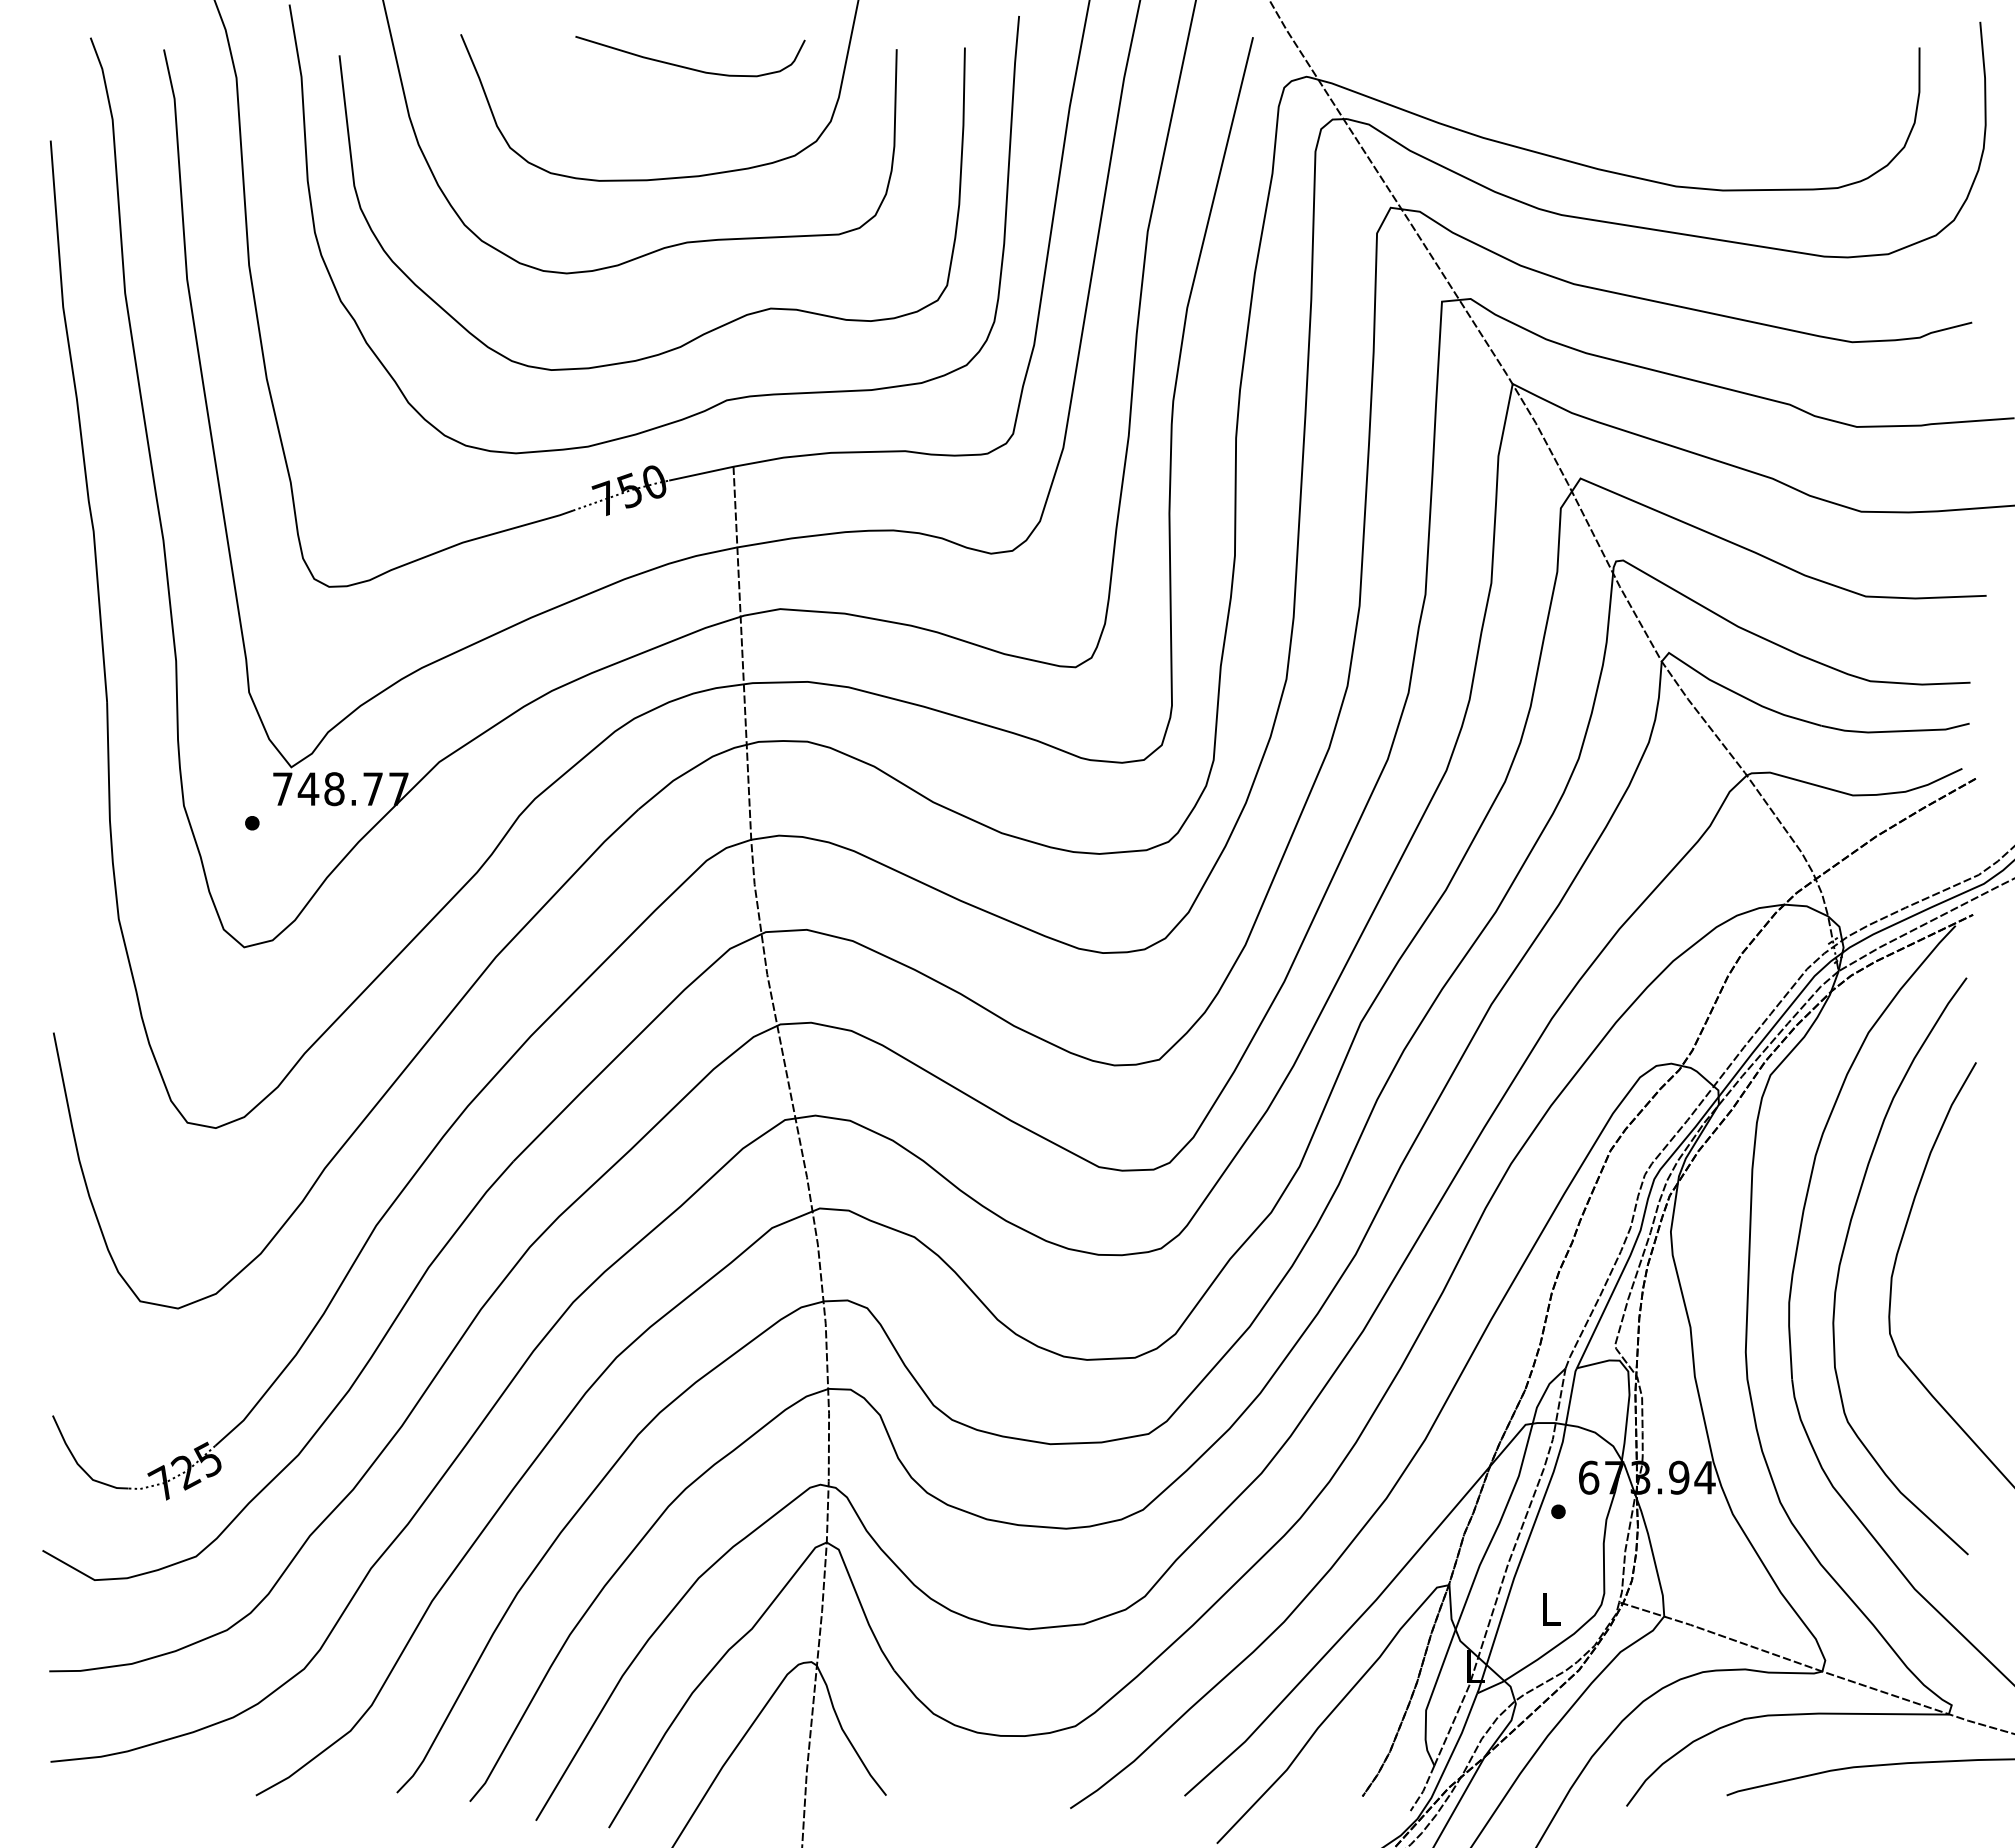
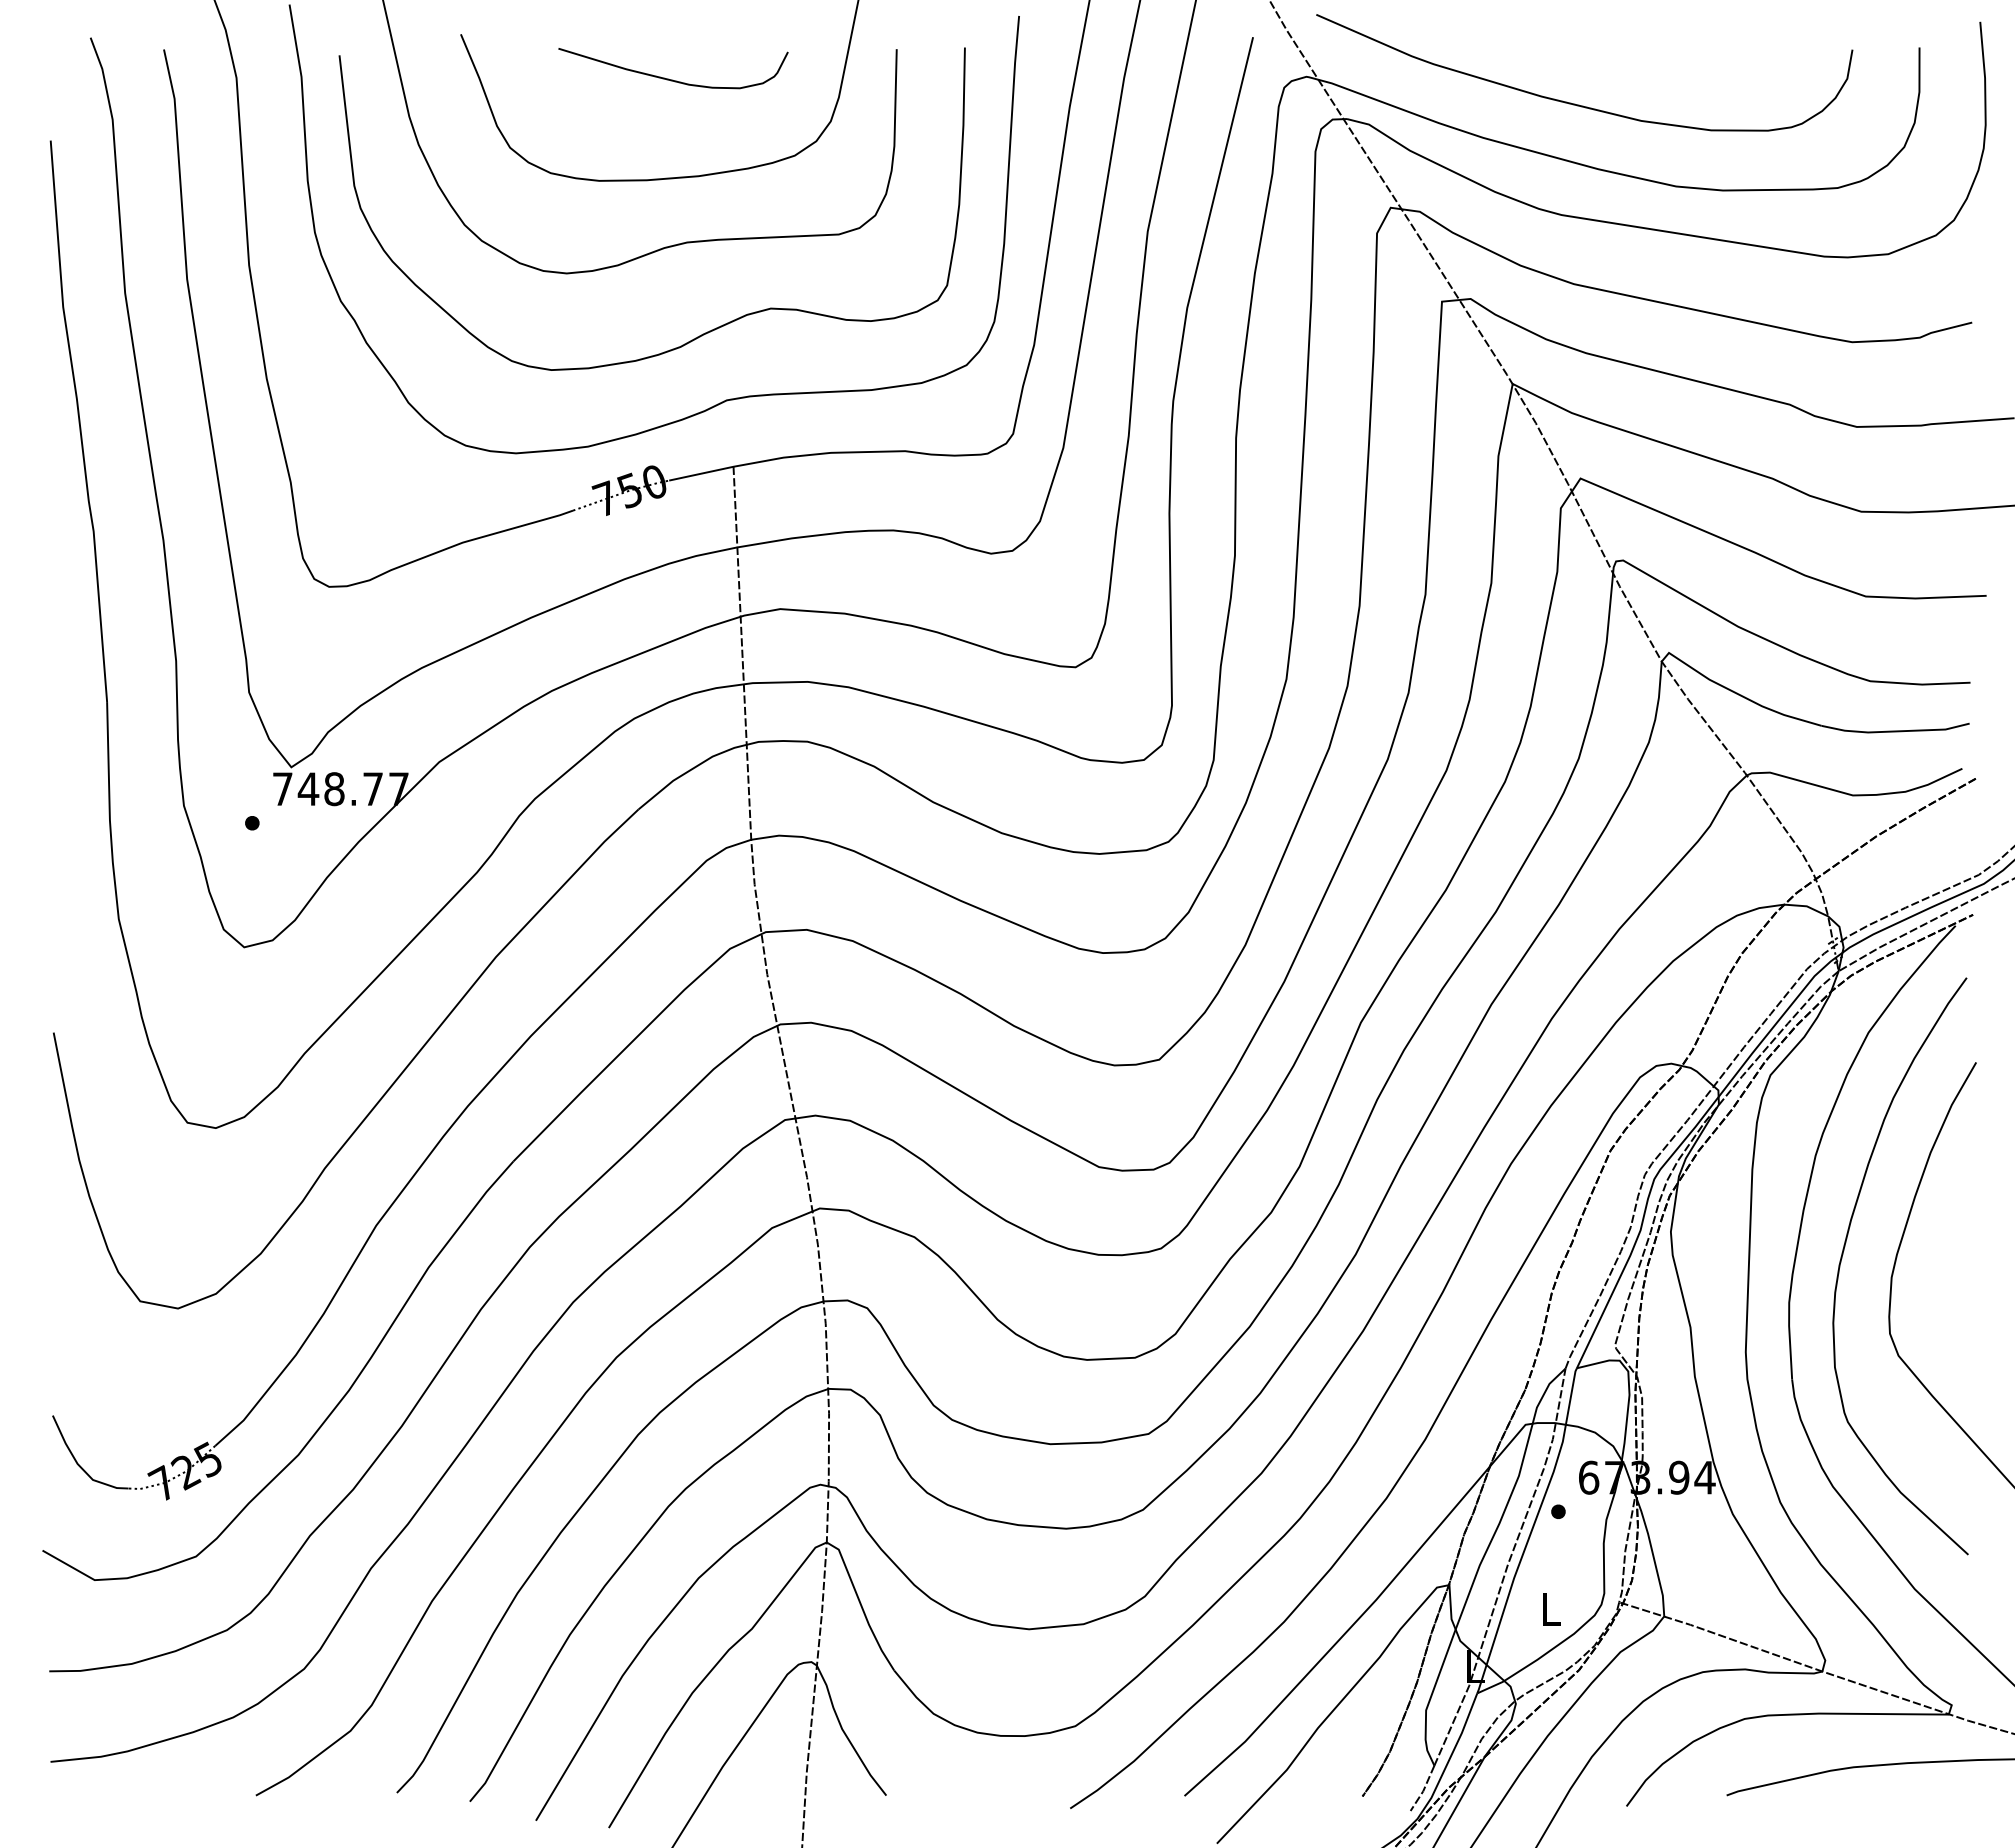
curve position: (689, 67) -> (672, 79) (672, 79)
curve: none -> present (1575, 103)
